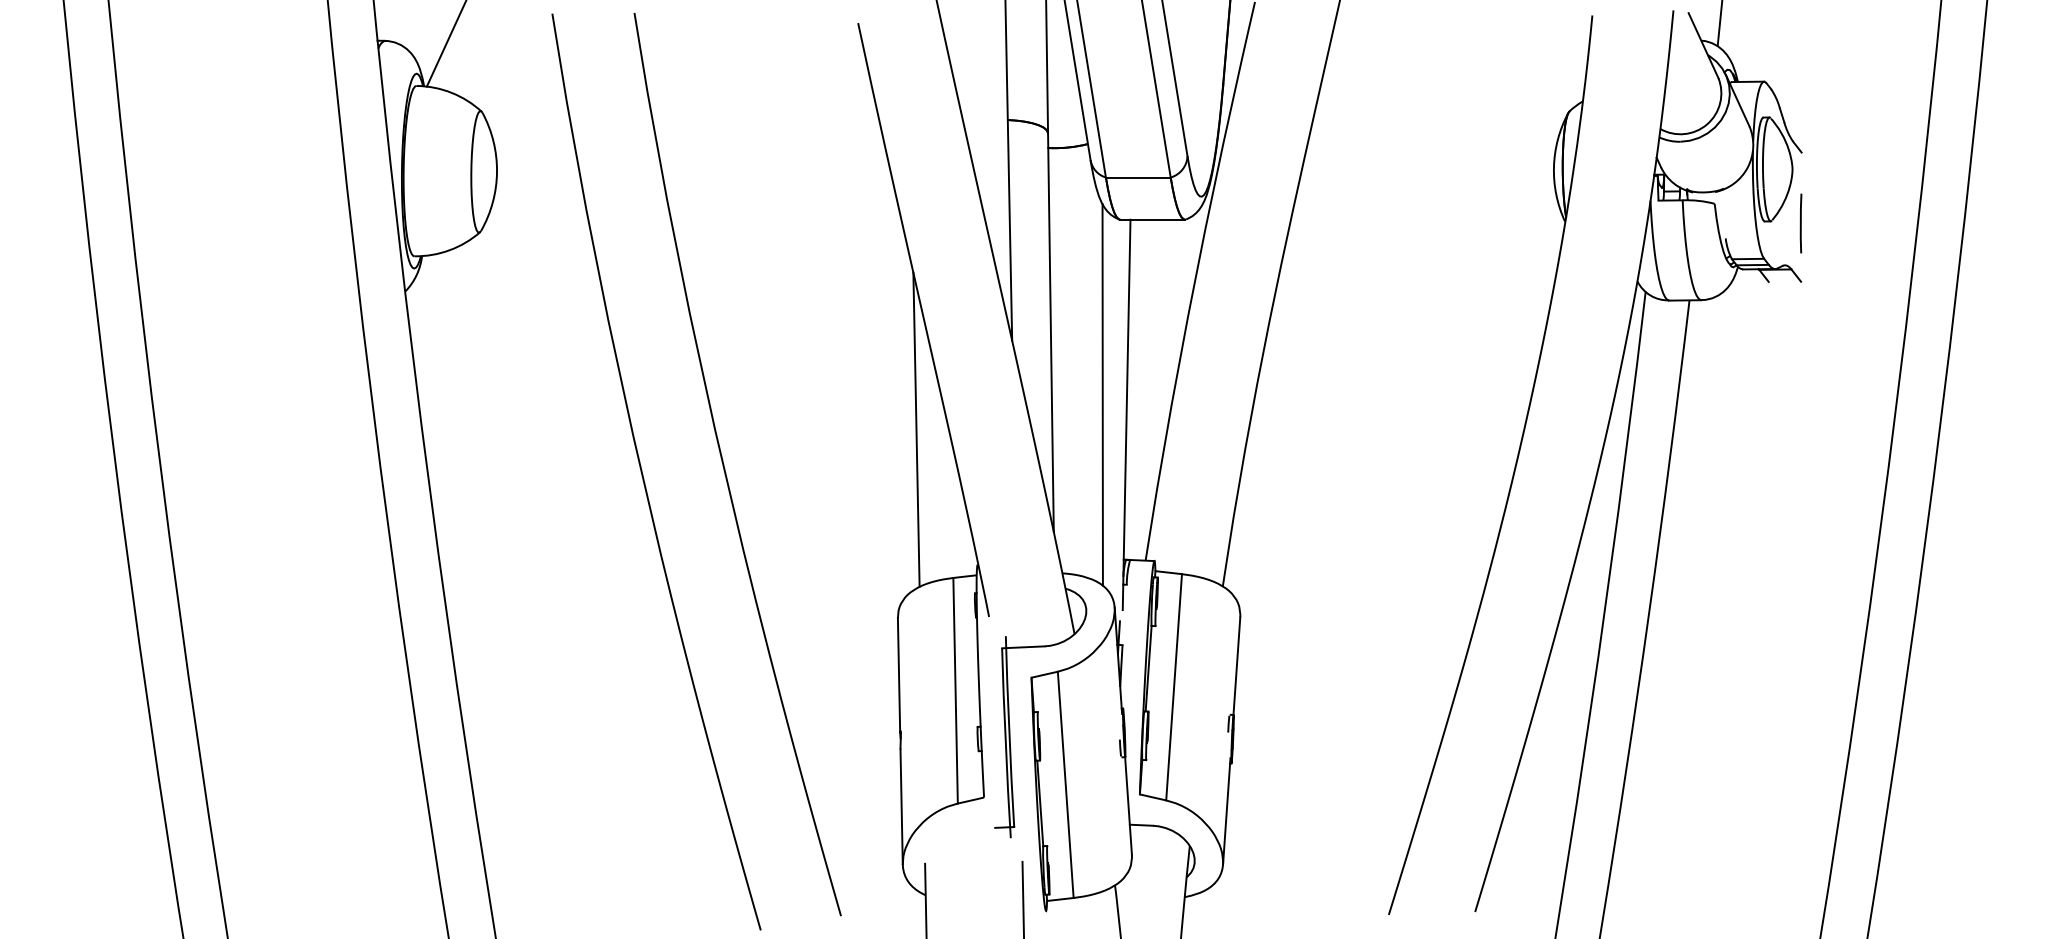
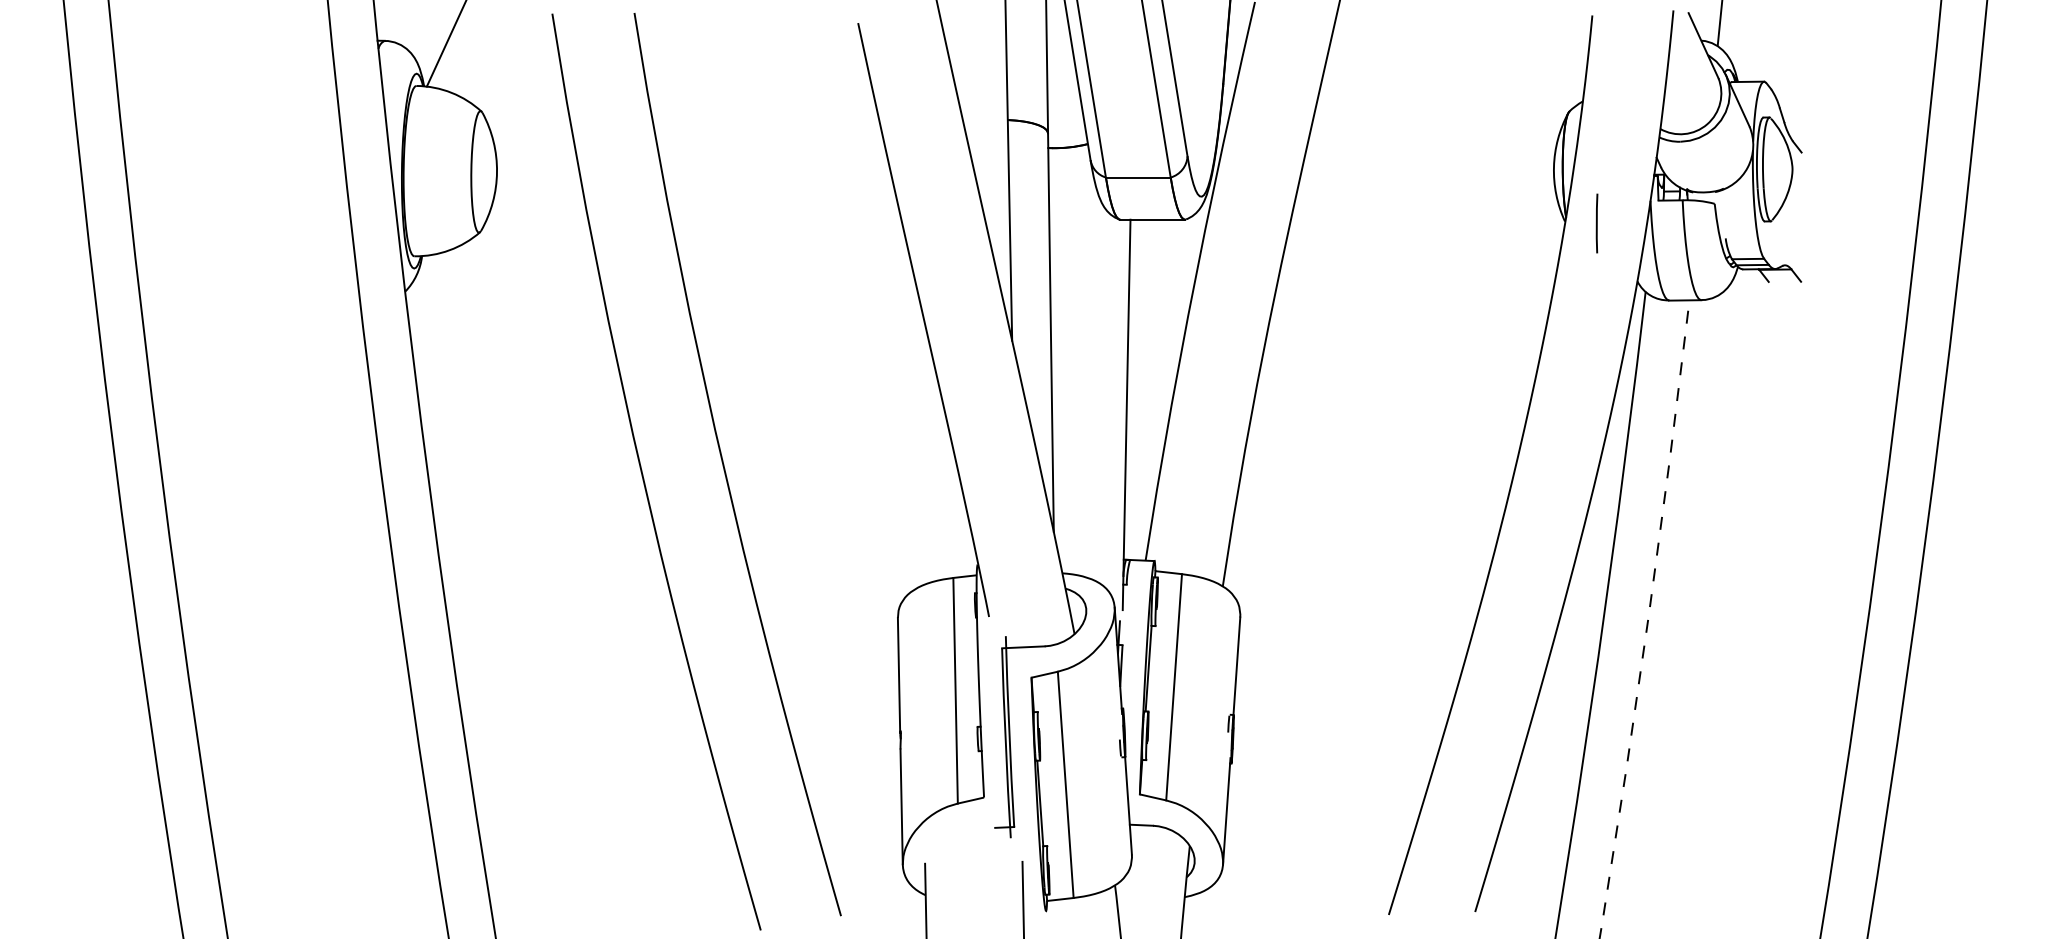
arc position: (1800, 223) -> (1596, 223) (1596, 223)
line: present -> none (1102, 394)
line: present -> none (916, 429)
arc: solid -> dashed (1648, 619)
